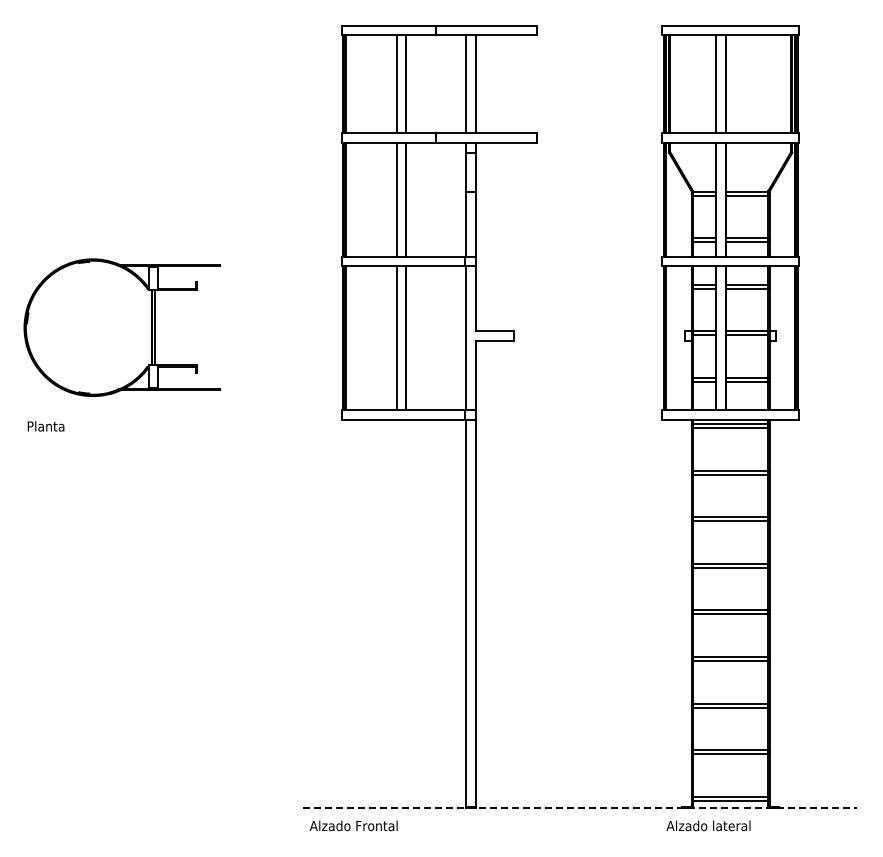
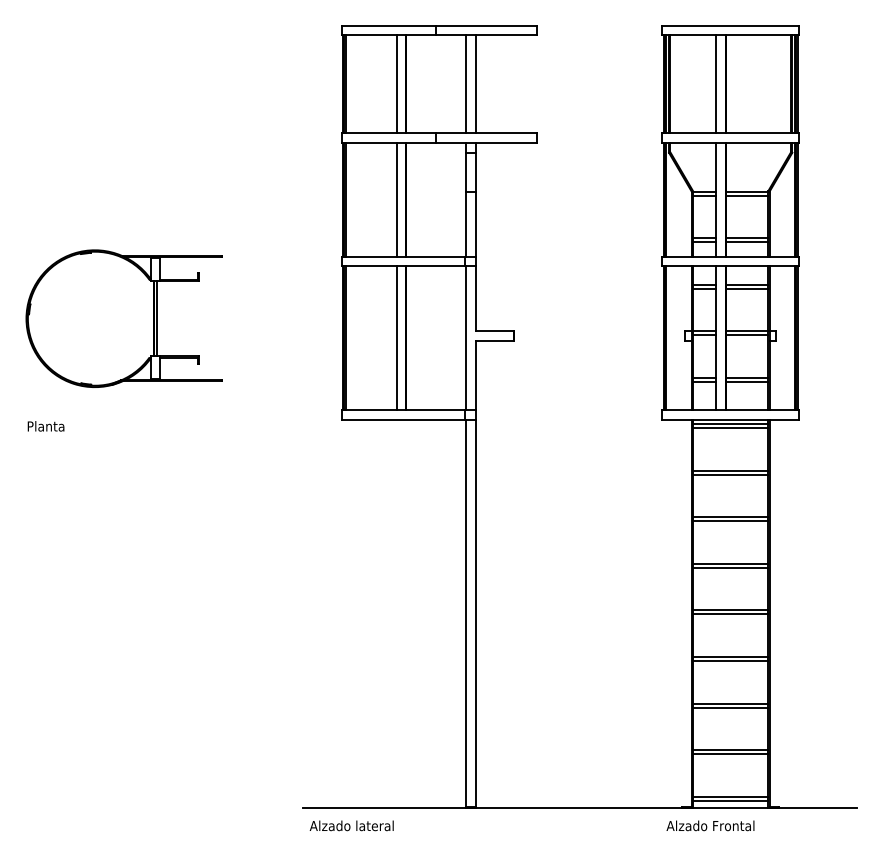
part position: (121, 327) -> (123, 318) (123, 318)
line: dashed -> solid (580, 808)
text: Alzado Frontal -> Alzado lateral (376, 825)
text: Alzado lateral -> Alzado Frontal (733, 825)
